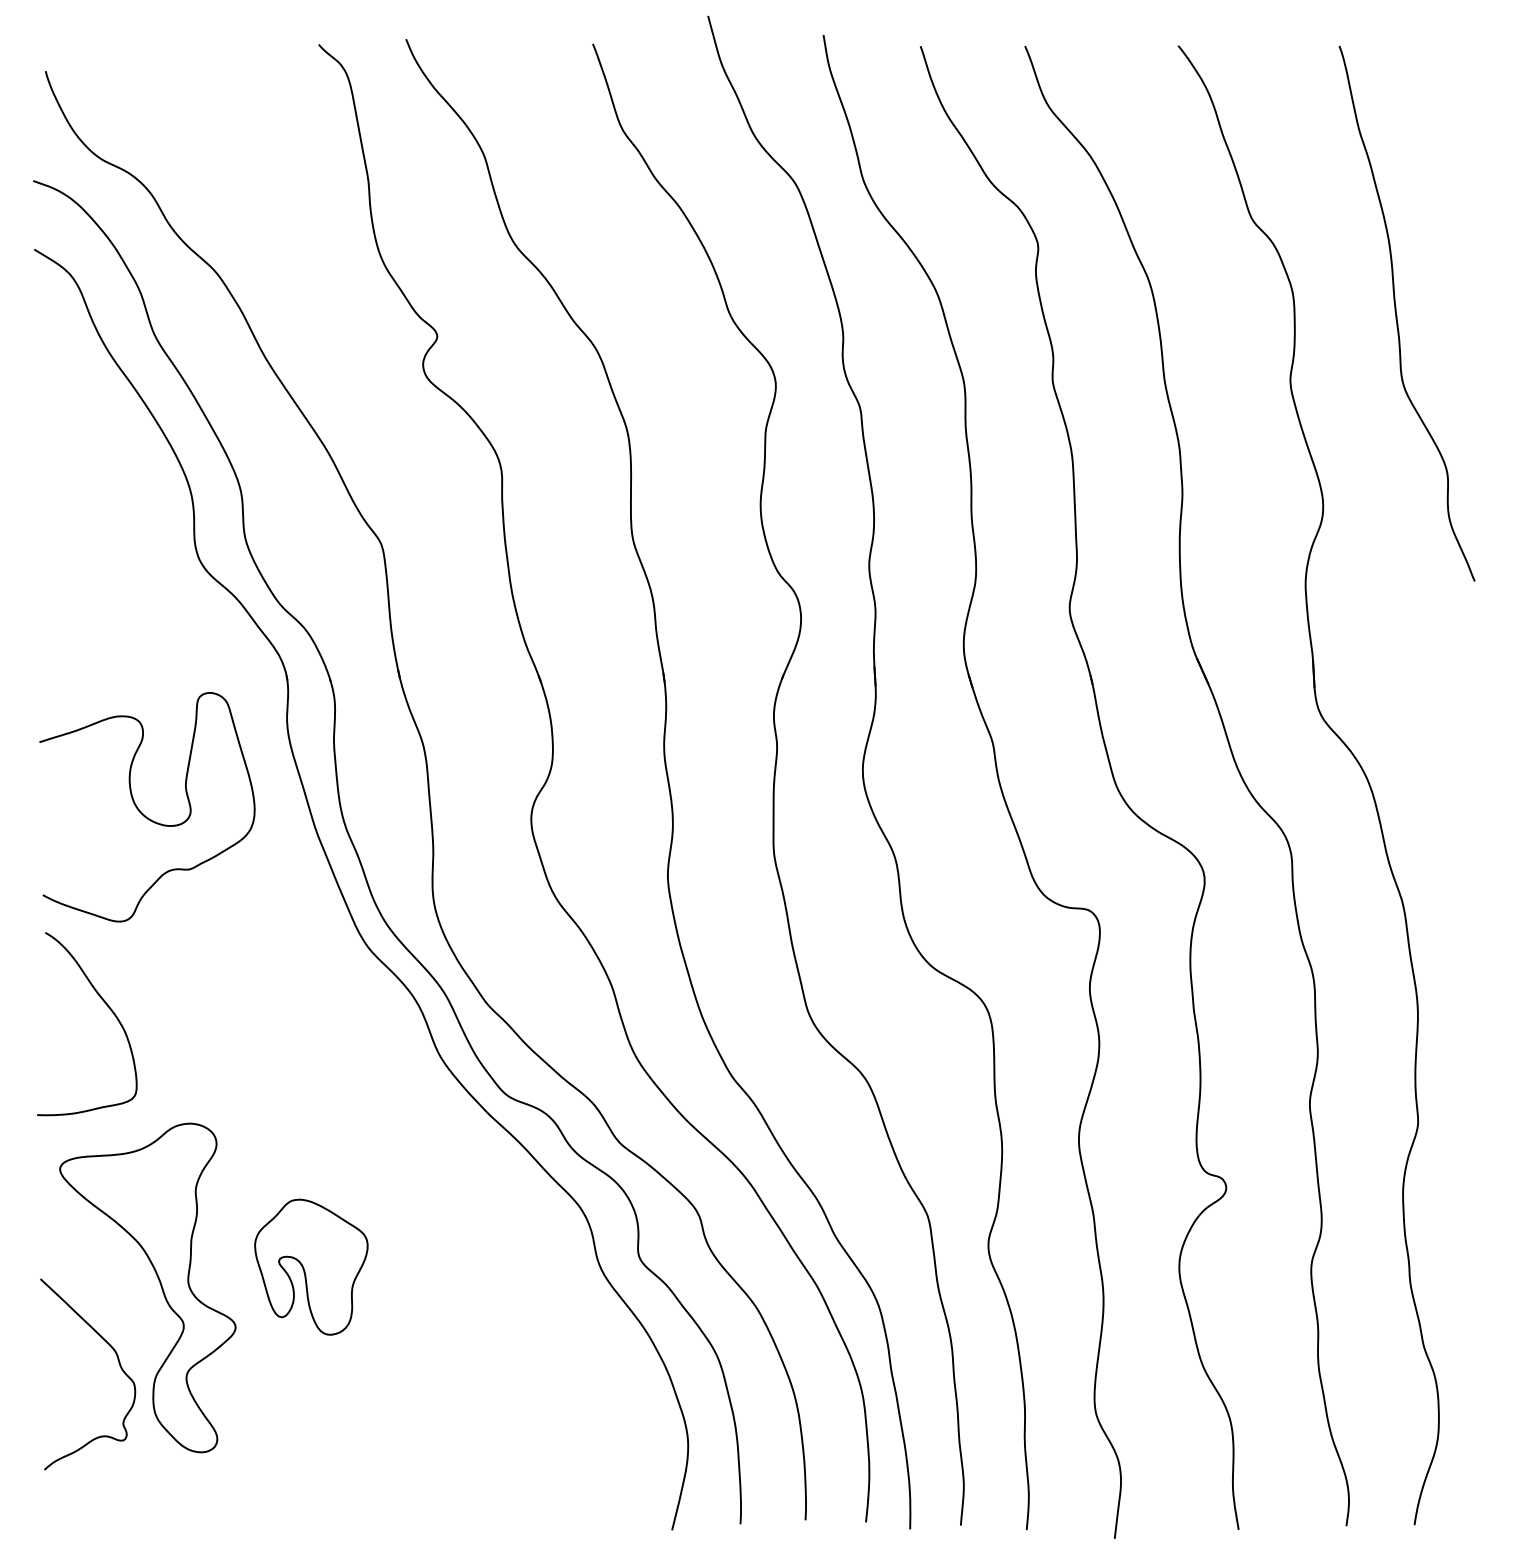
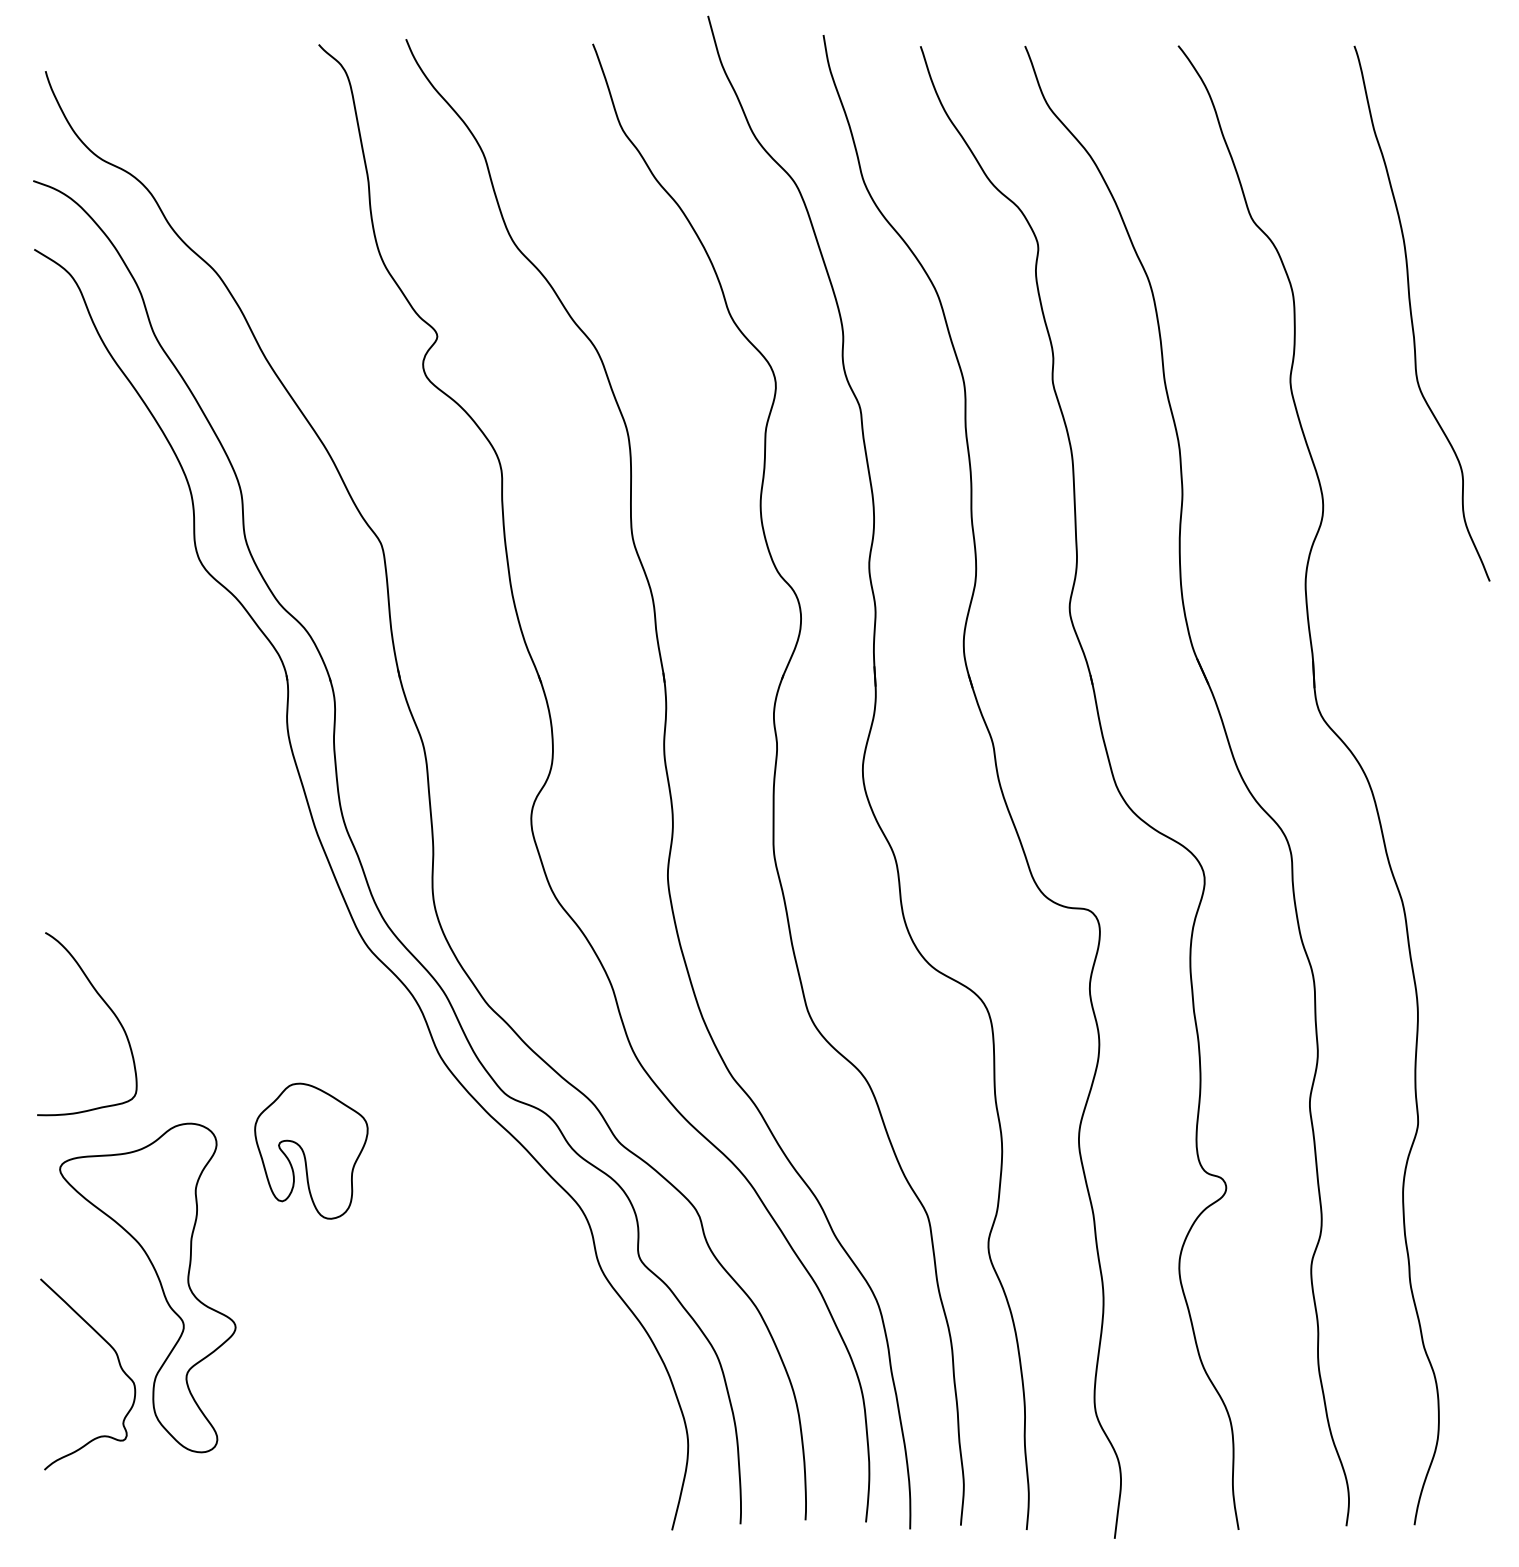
curve position: (1397, 315) -> (1412, 315) (1412, 315)
curve: present -> none (142, 812)
part position: (311, 1266) -> (311, 1150) (311, 1150)
